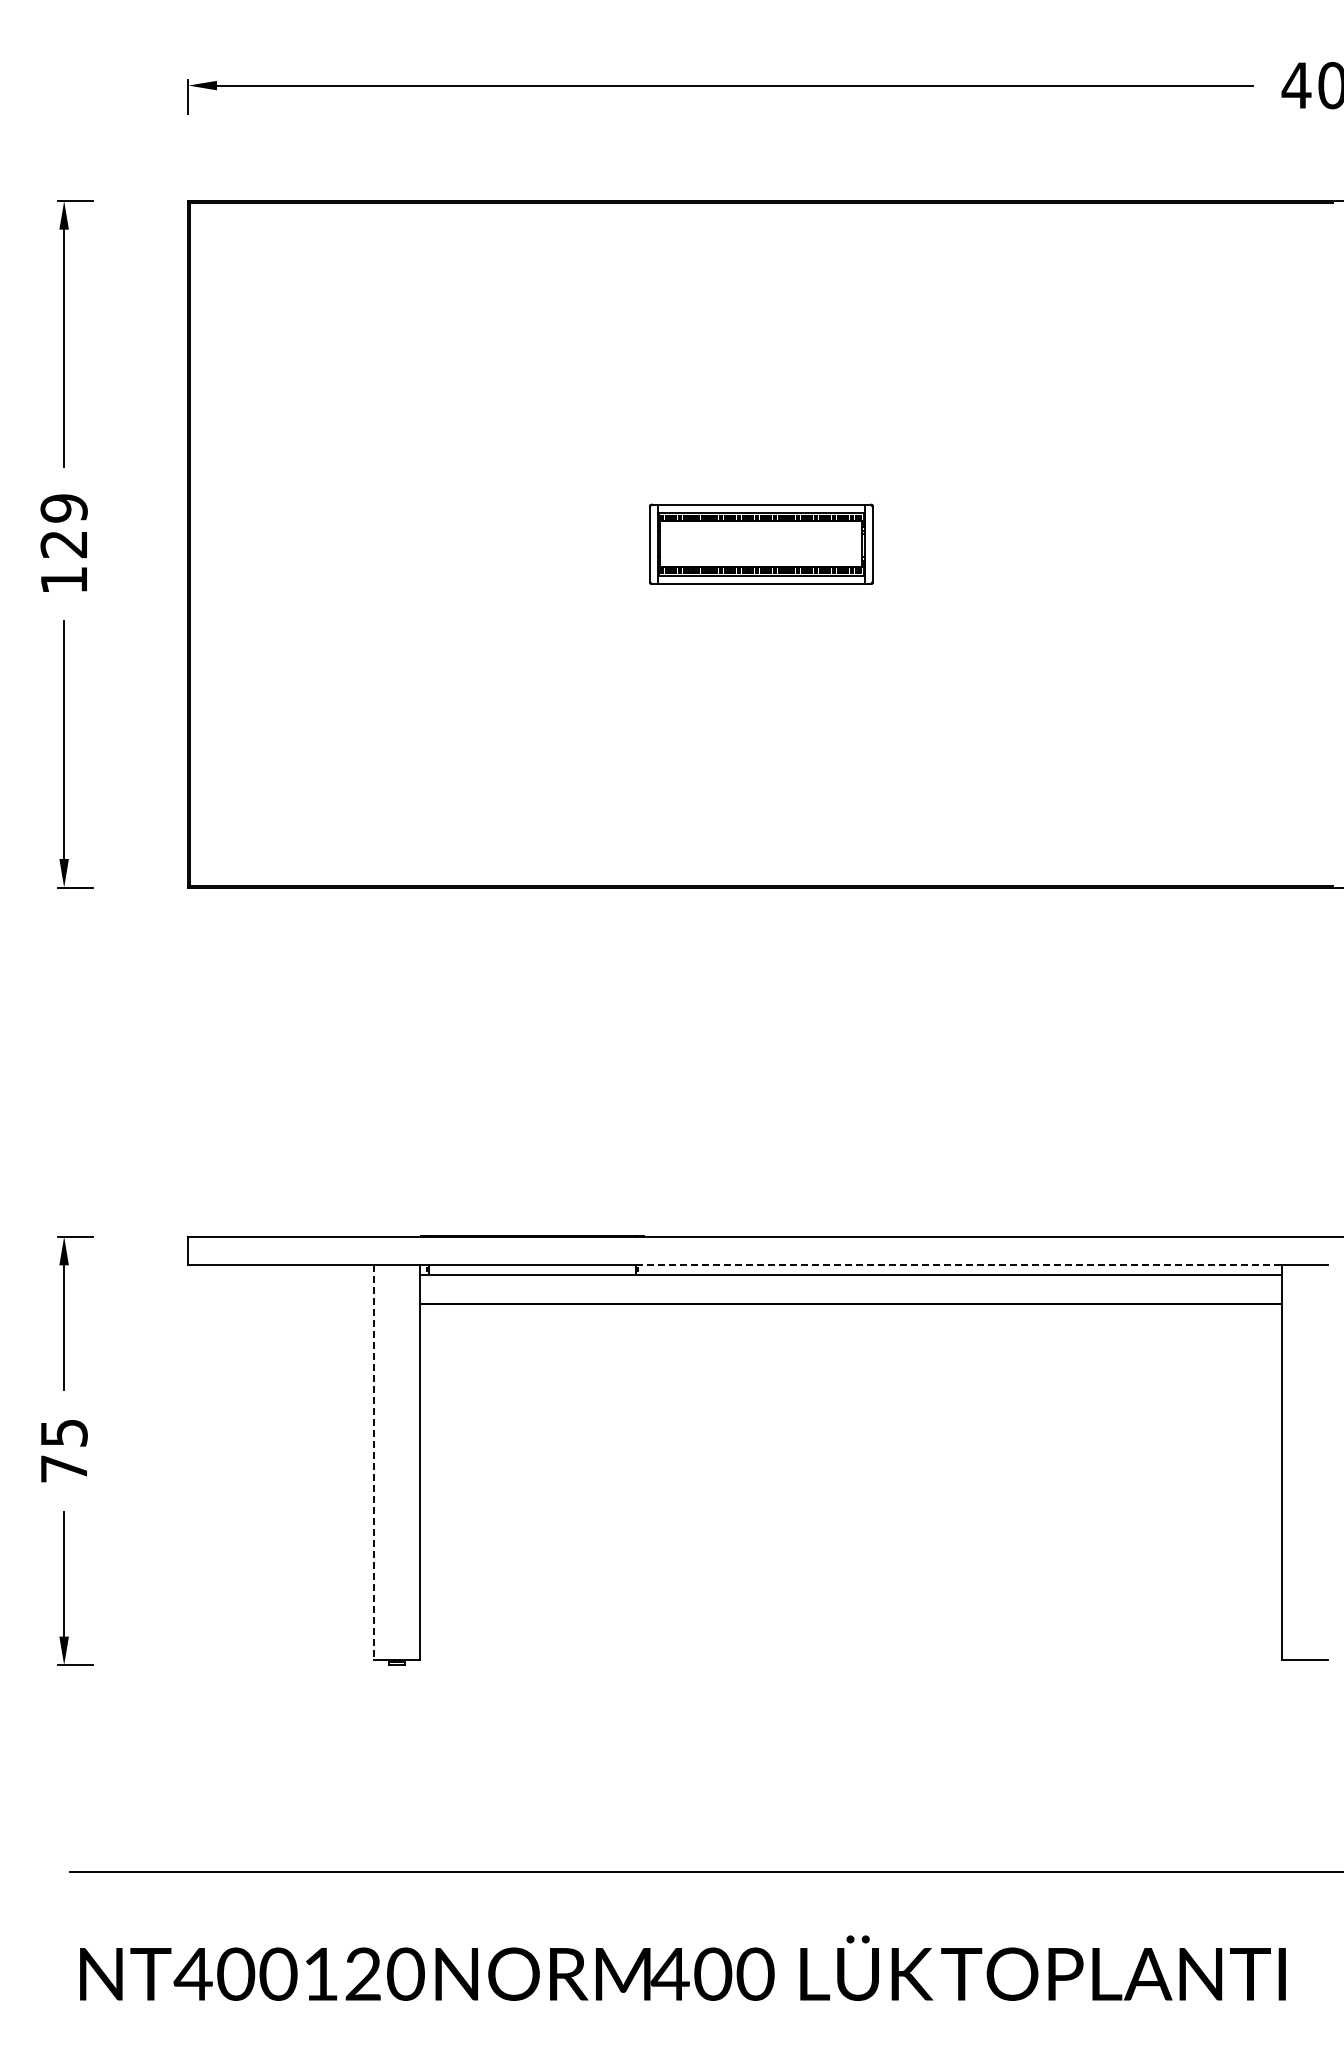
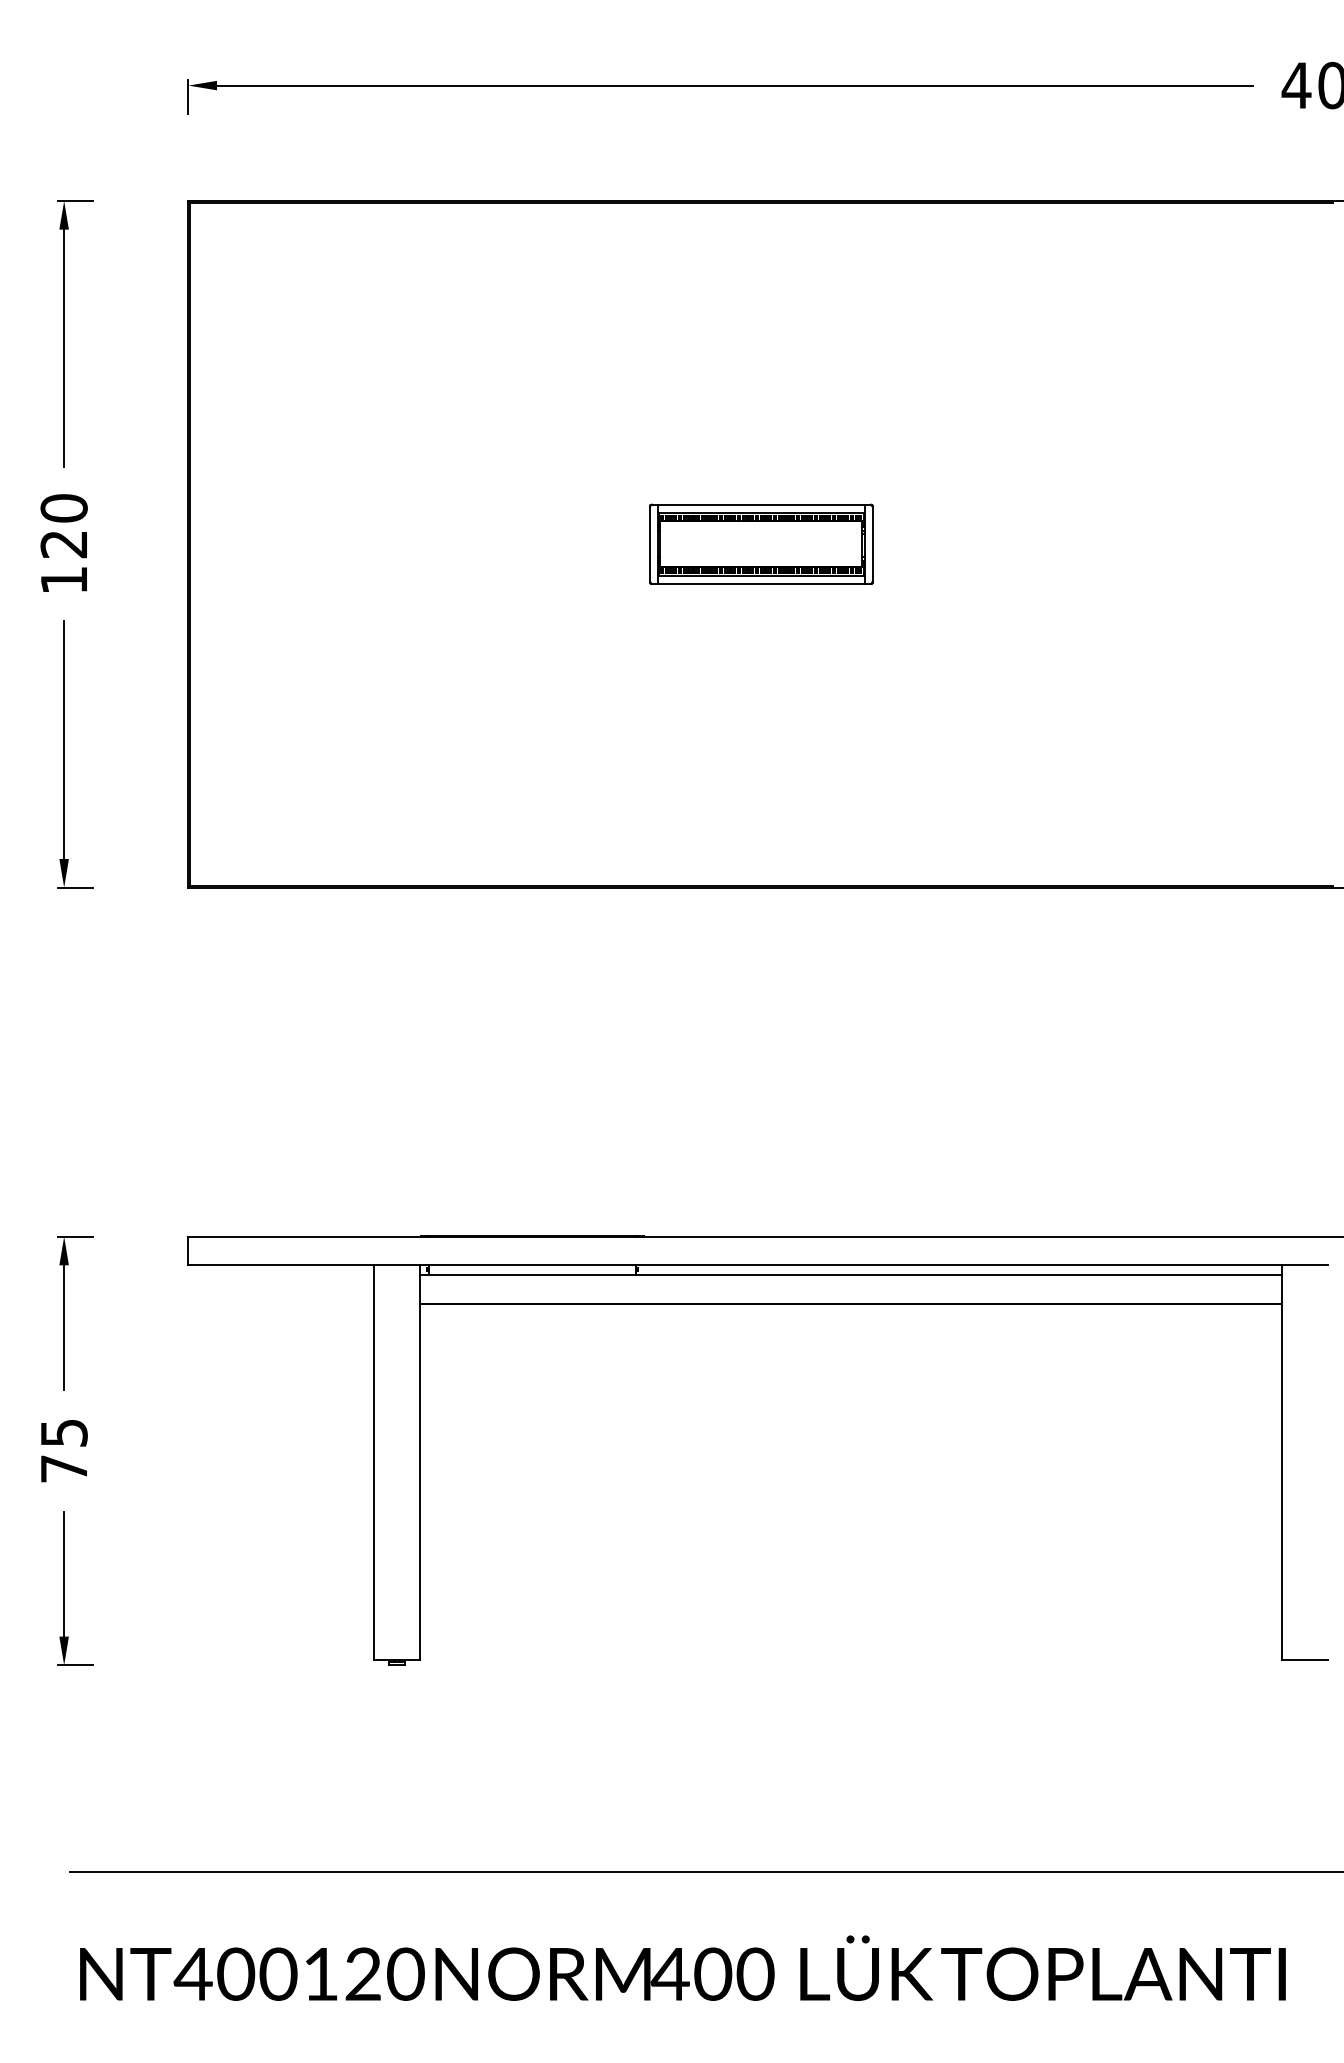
text: 129 -> 120 (63, 508)
line: dashed -> solid (959, 1265)
line: dashed -> solid (374, 1462)
